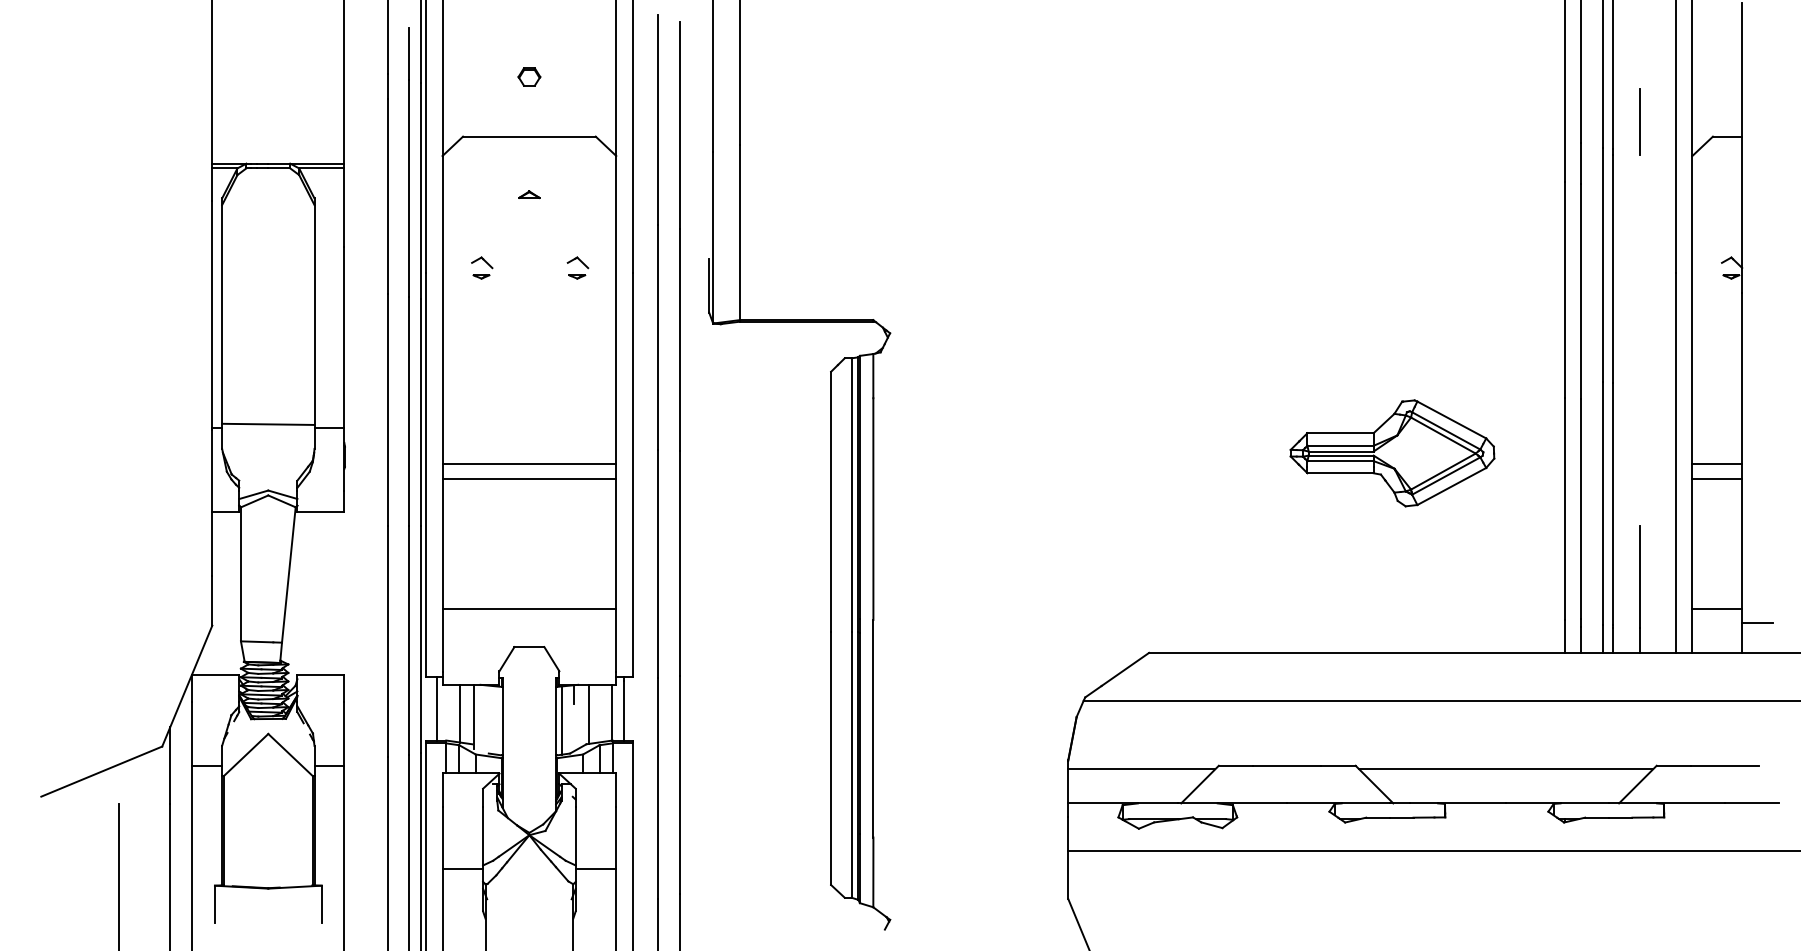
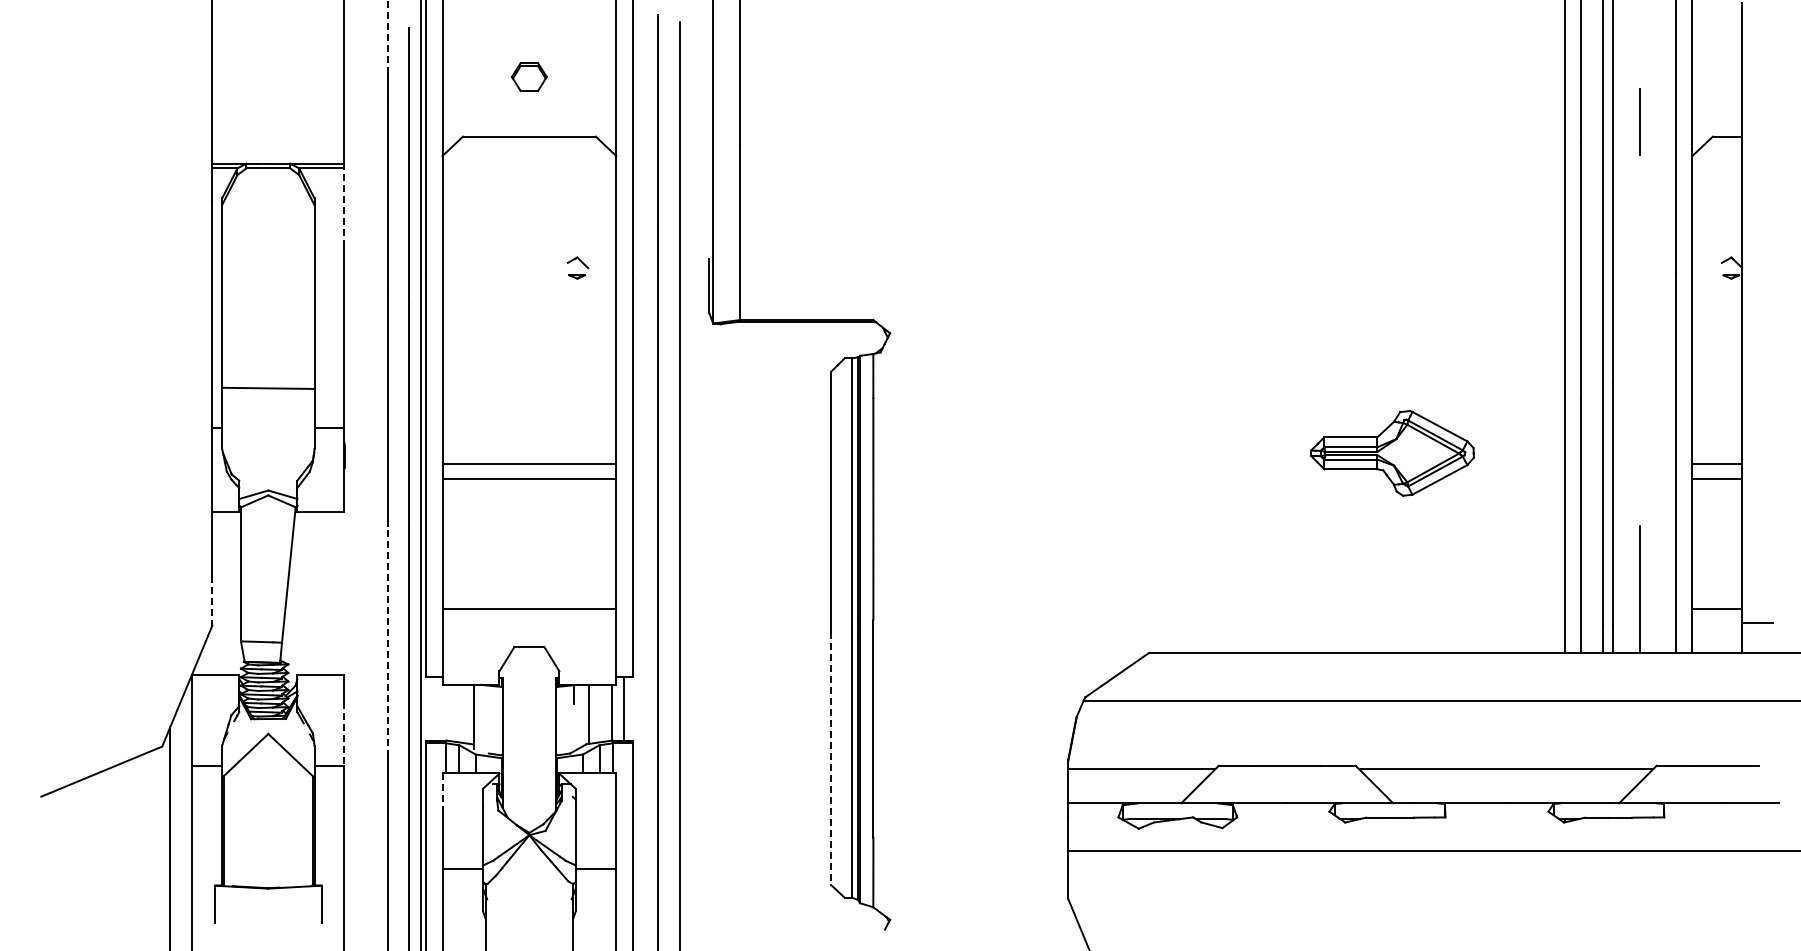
line: solid -> dashed (388, 37)
part size: 25x20 px -> 37x30 px (529, 76)
part: present -> none (529, 194)
line: solid -> dashed (344, 207)
part: present -> none (482, 267)
line position: (268, 423) -> (268, 387) (268, 387)
part size: 207x109 px -> 165x87 px (1392, 453)
line: solid -> dashed (212, 600)
line: solid -> dashed (388, 641)
line: present -> none (437, 708)
line: present -> none (460, 713)
line: present -> none (562, 720)
line: solid -> dashed (344, 734)
line: solid -> dashed (831, 758)
line: solid -> dashed (442, 790)
line: present -> none (118, 875)
